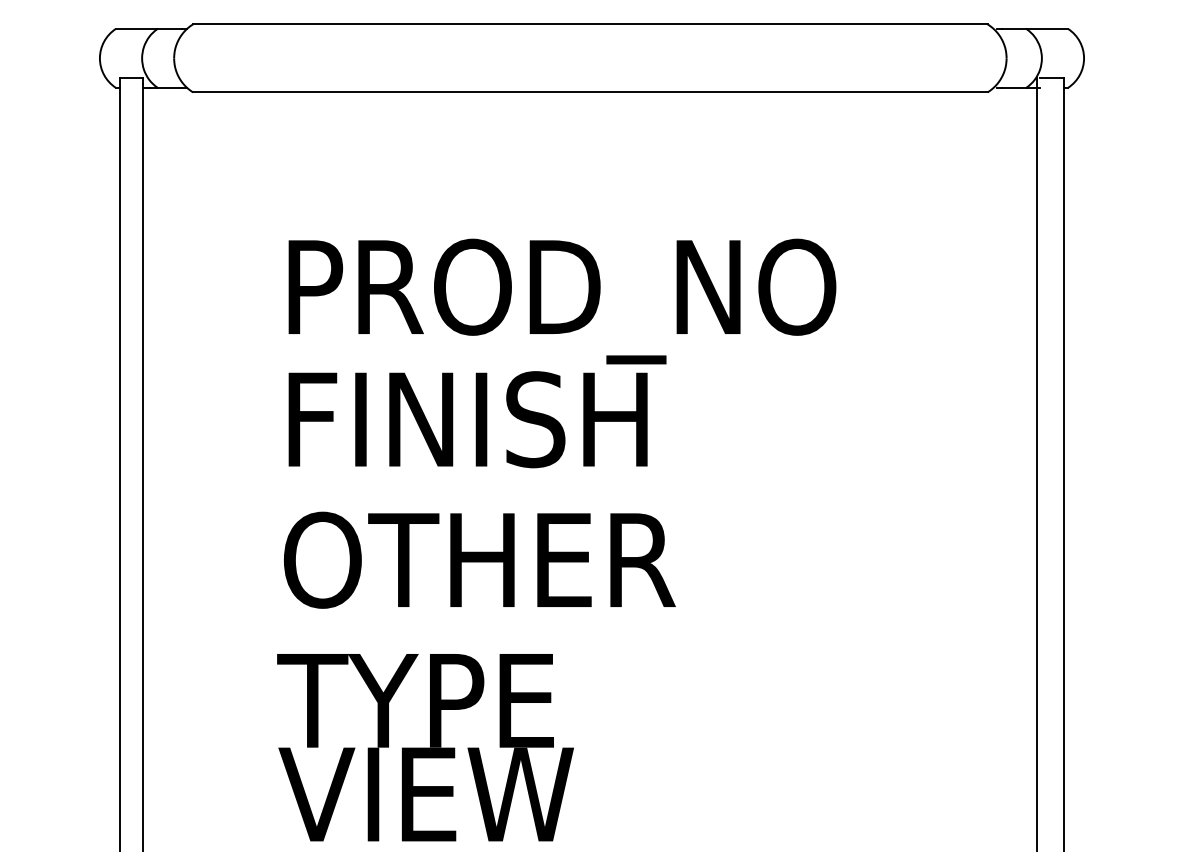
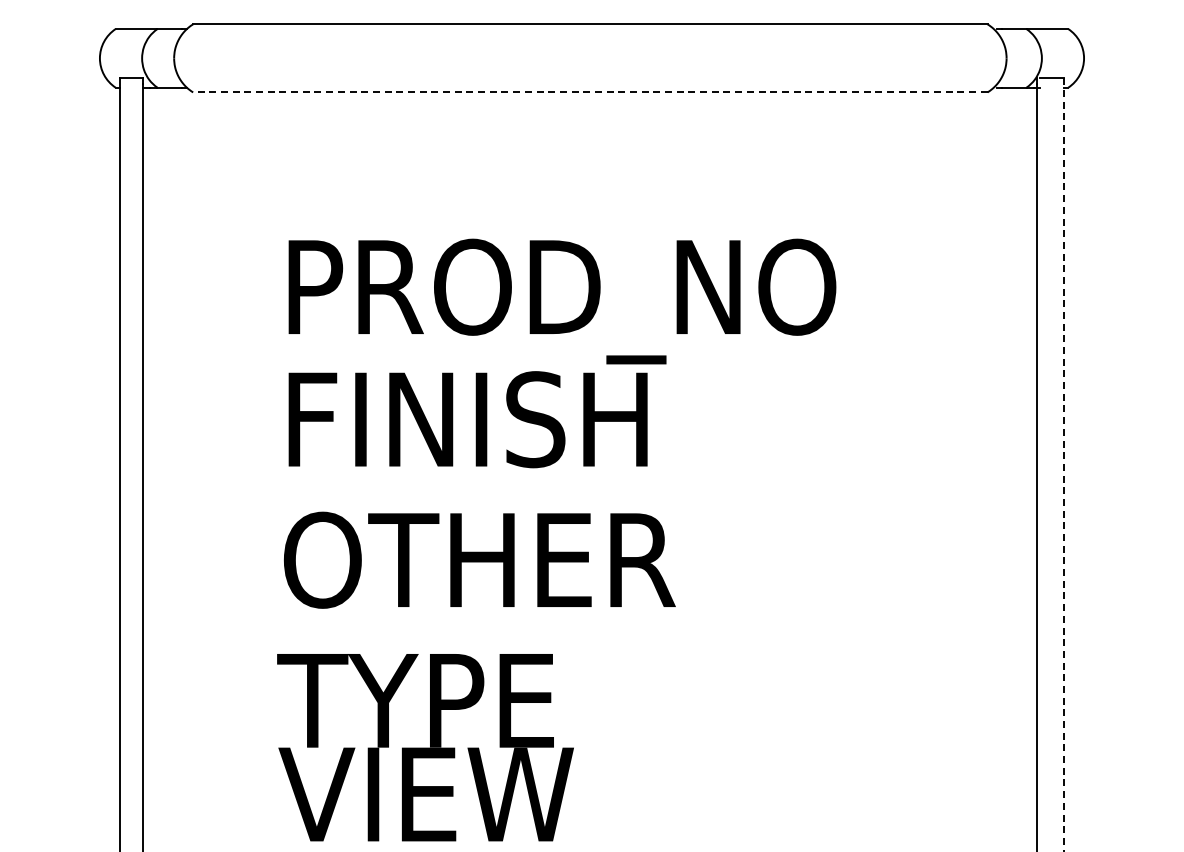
line: solid -> dashed (589, 92)
line: solid -> dashed (1063, 465)
